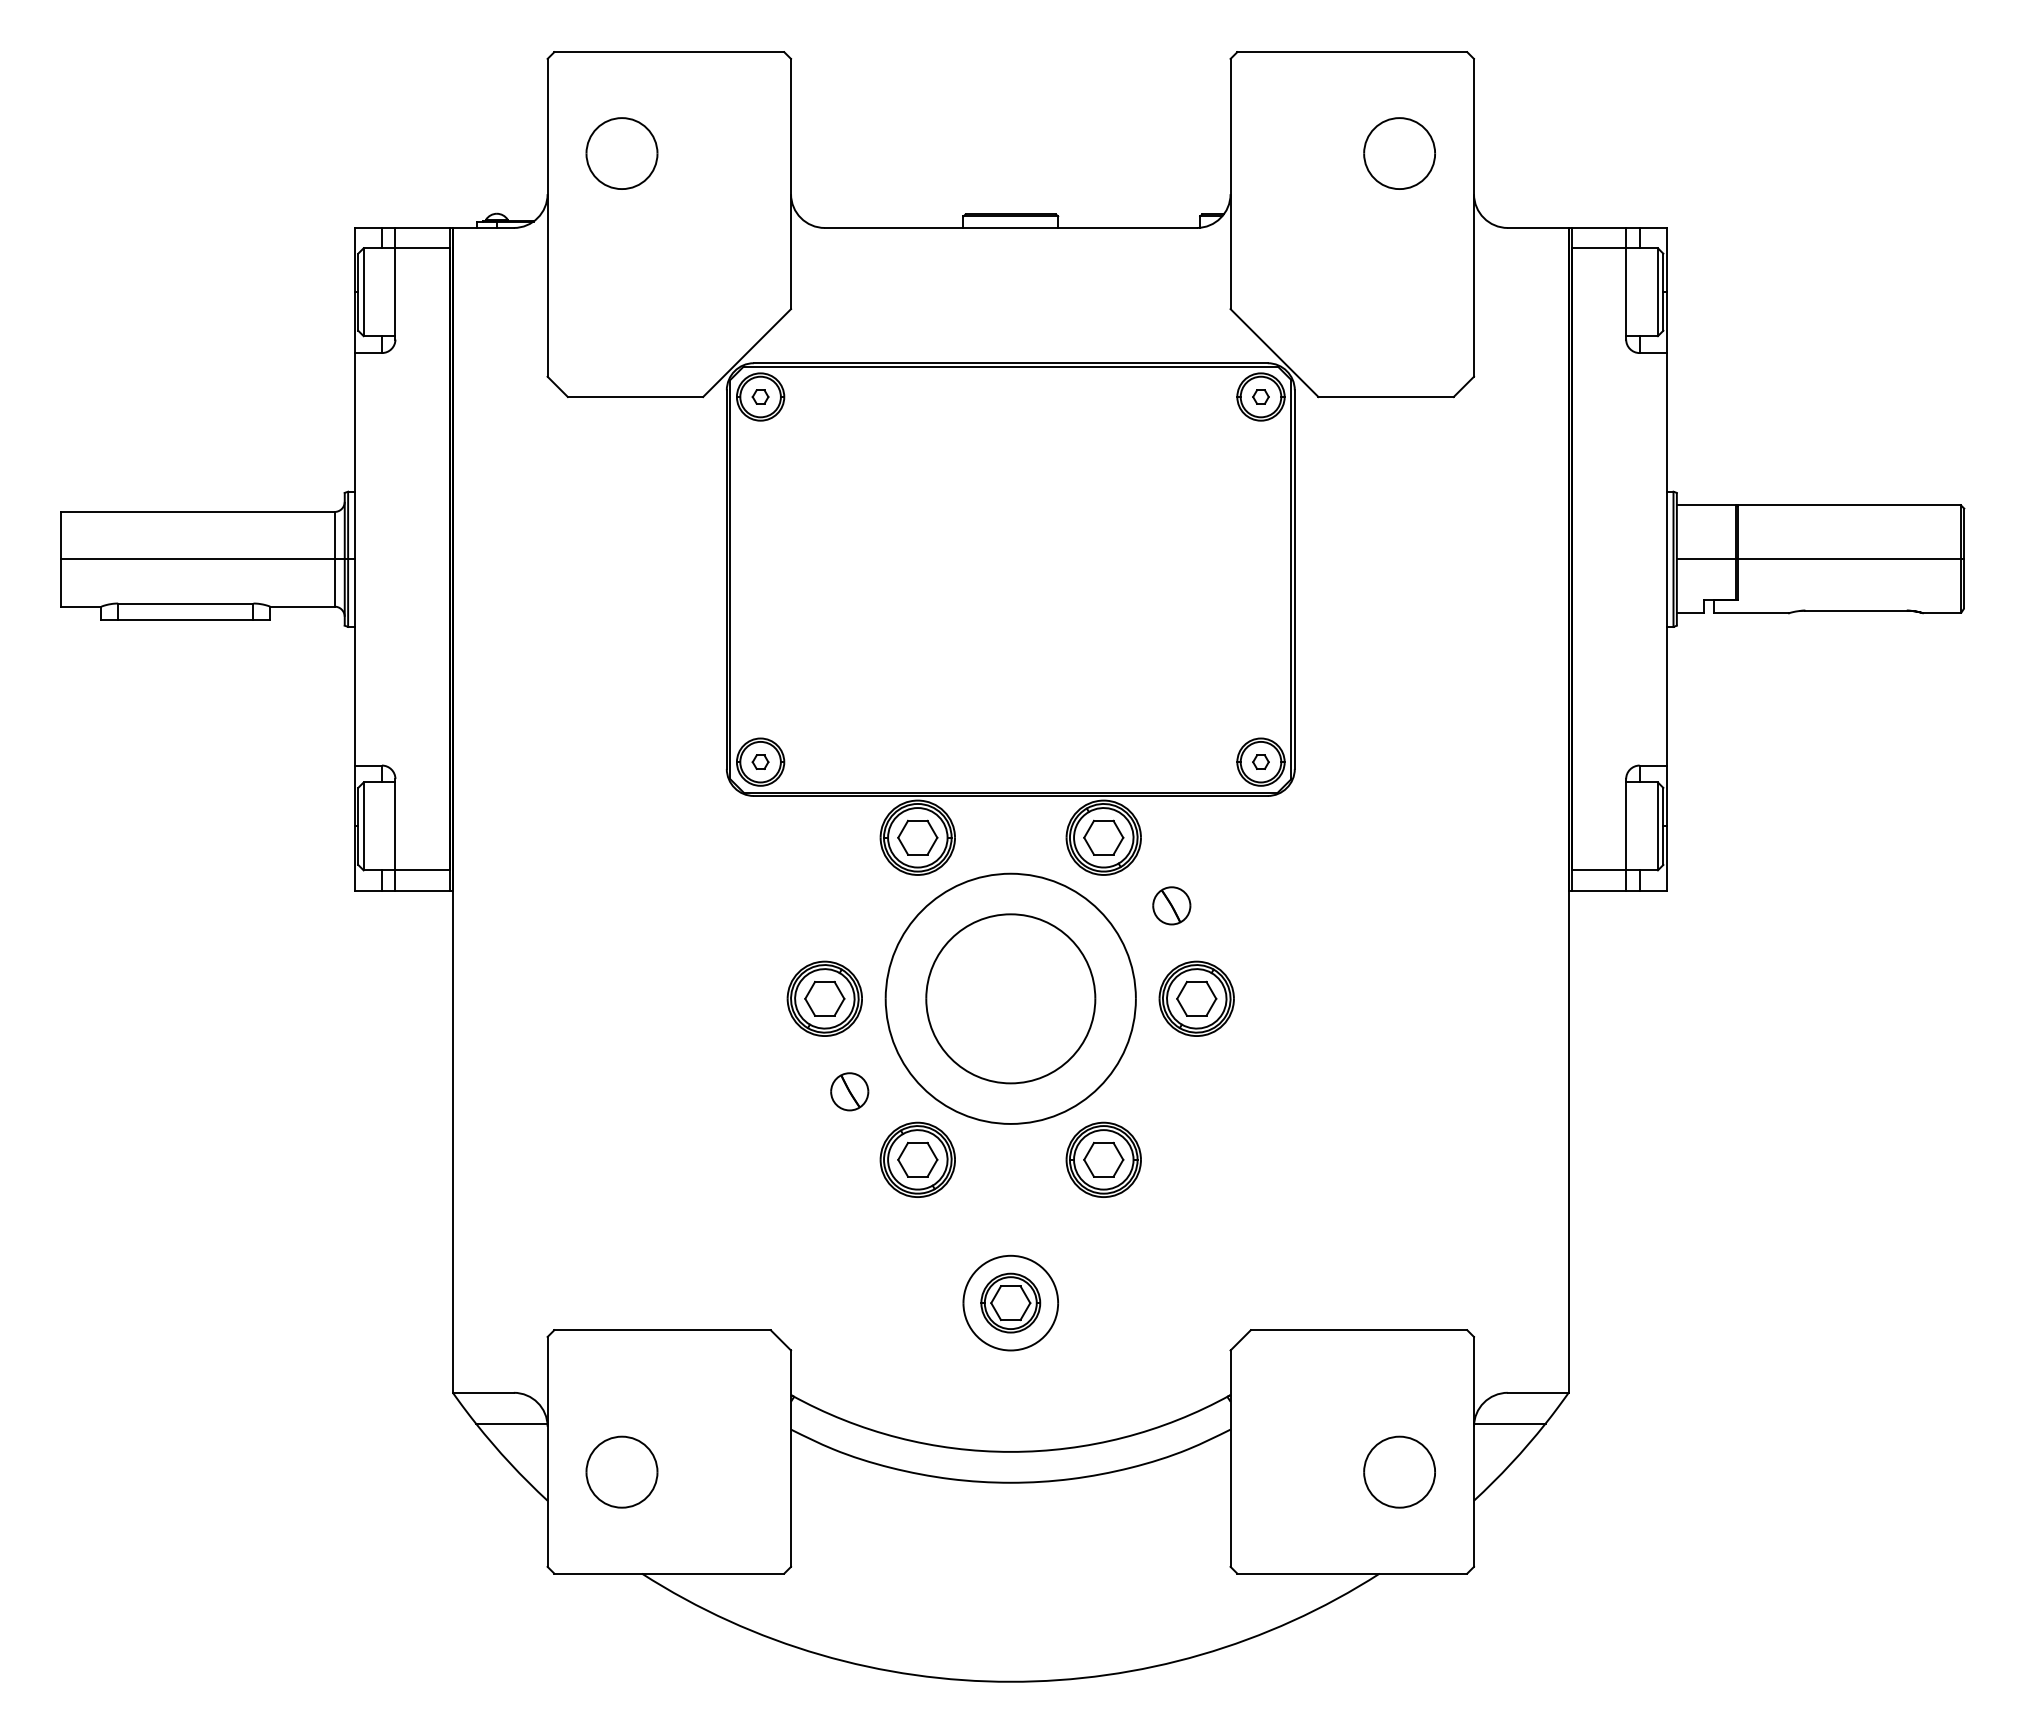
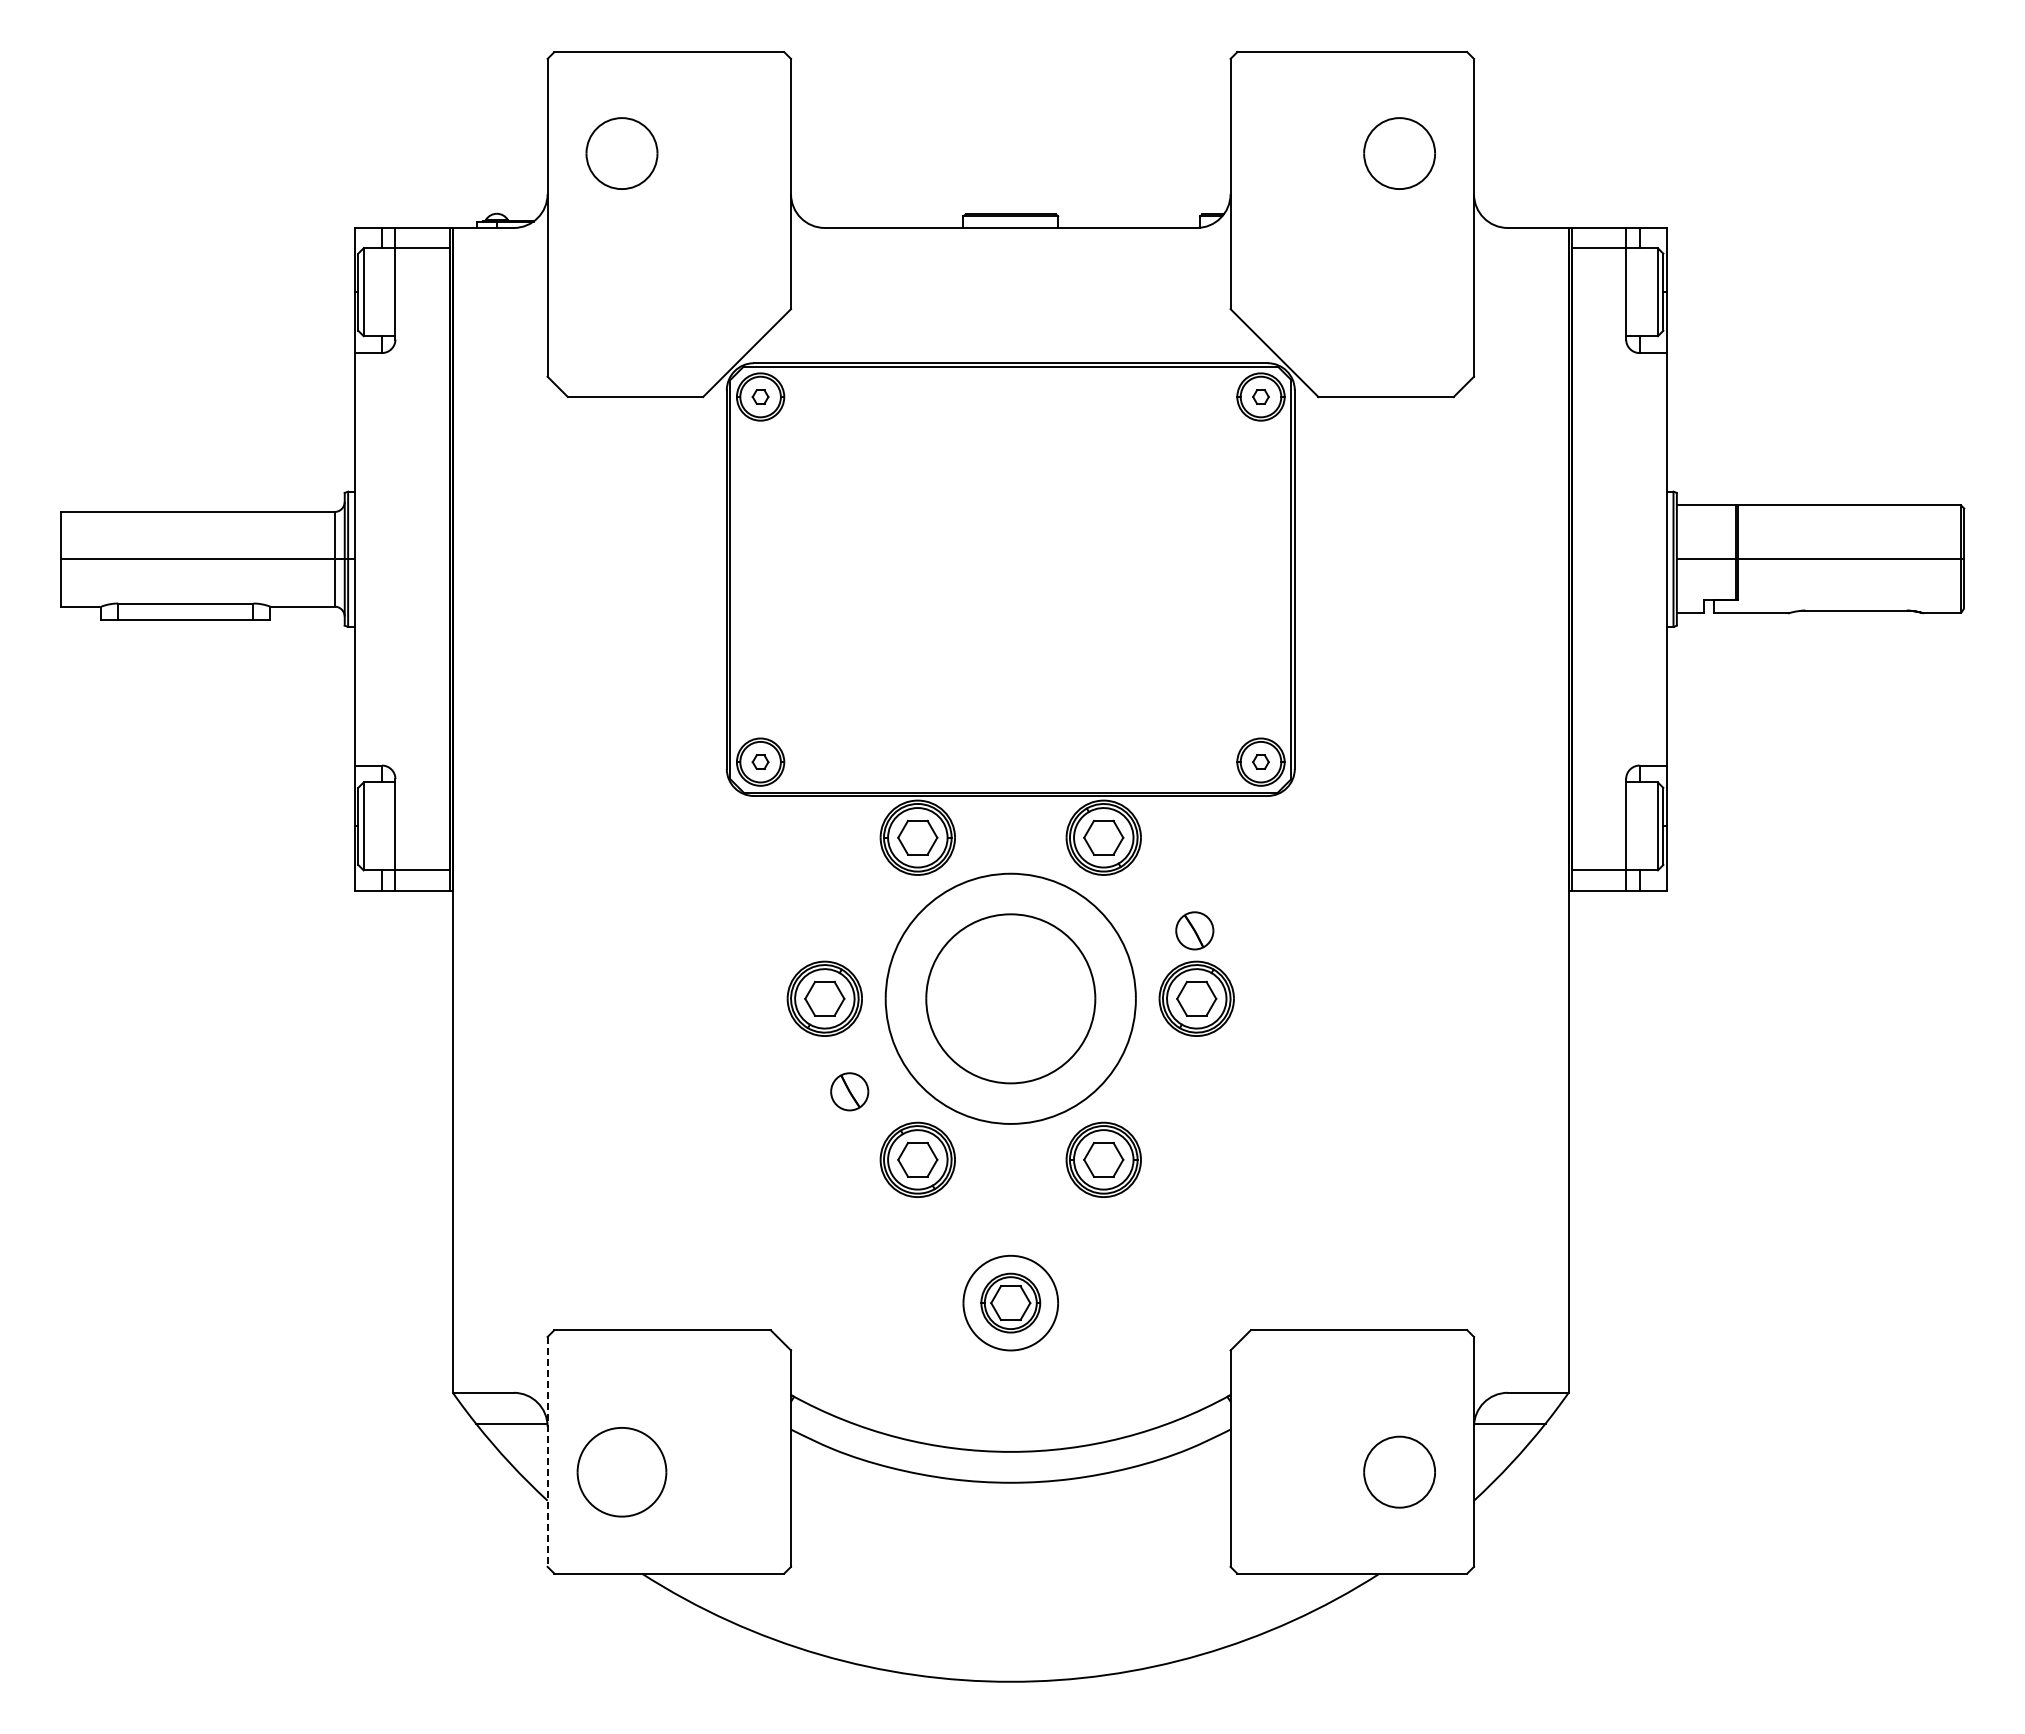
part position: (1171, 905) -> (1194, 930) (1194, 930)
line: solid -> dashed (547, 1451)
part size: 74x74 px -> 92x91 px (621, 1472)
